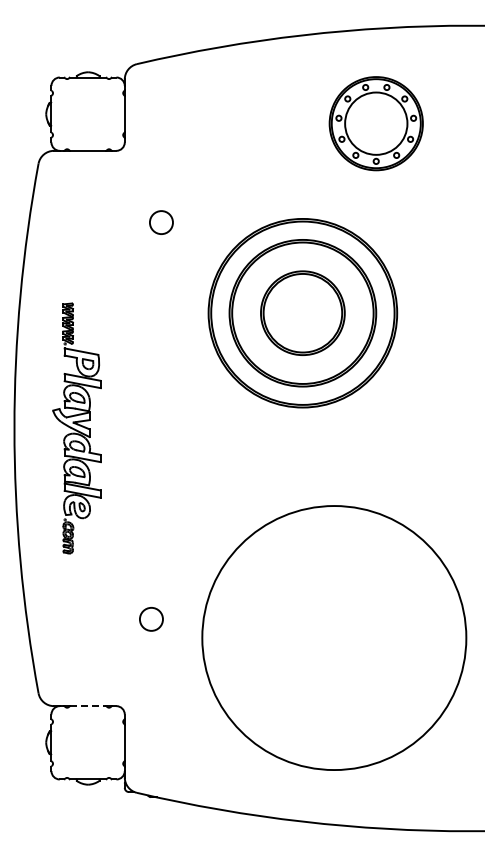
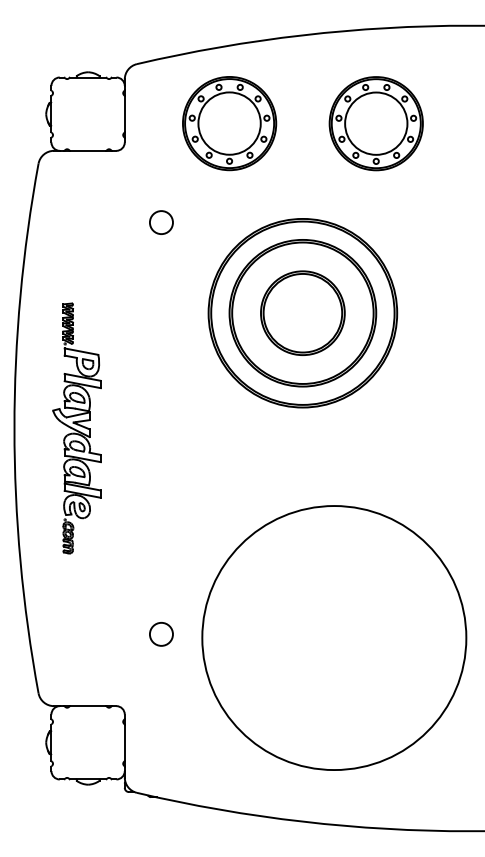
part: none -> present (229, 123)
circle position: (151, 619) -> (161, 634) (161, 634)
line: dashed -> solid (88, 706)
